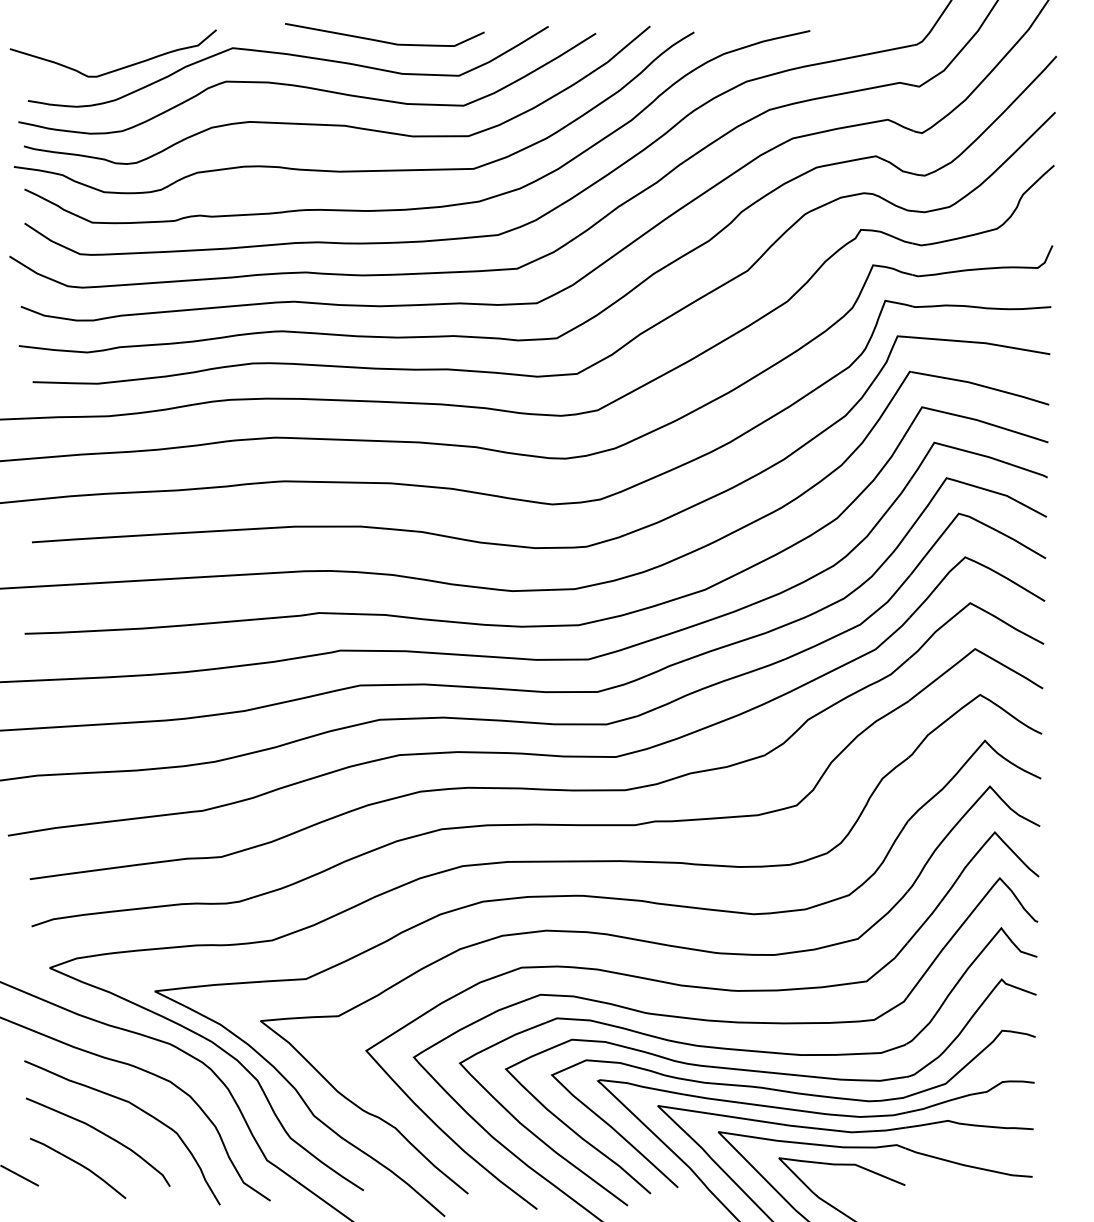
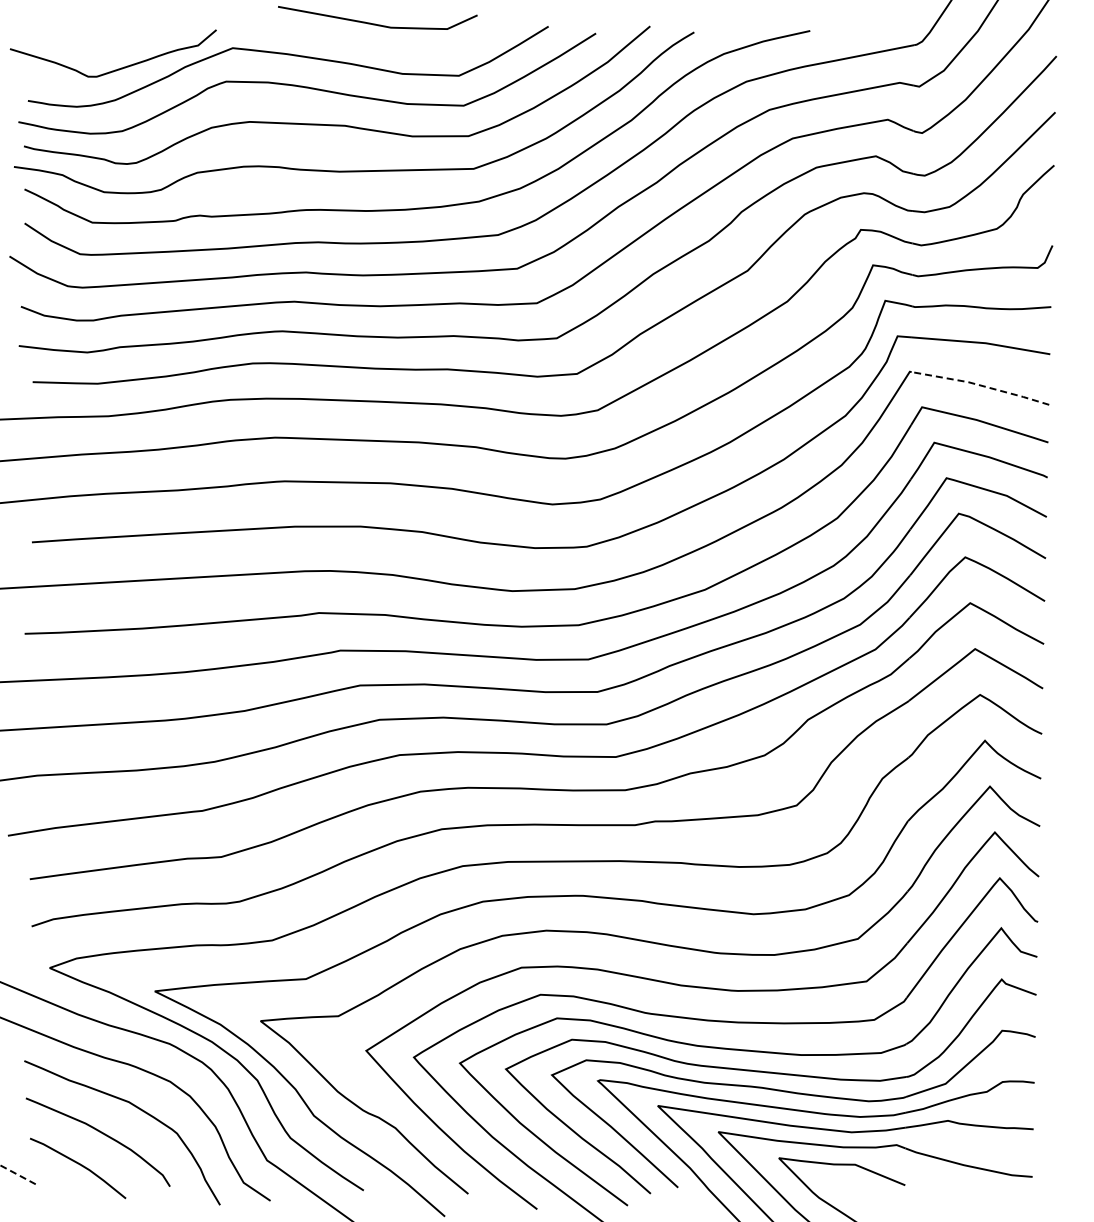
curve position: (382, 40) -> (375, 23) (375, 23)
line: solid -> dashed (980, 385)
line: solid -> dashed (19, 1175)
